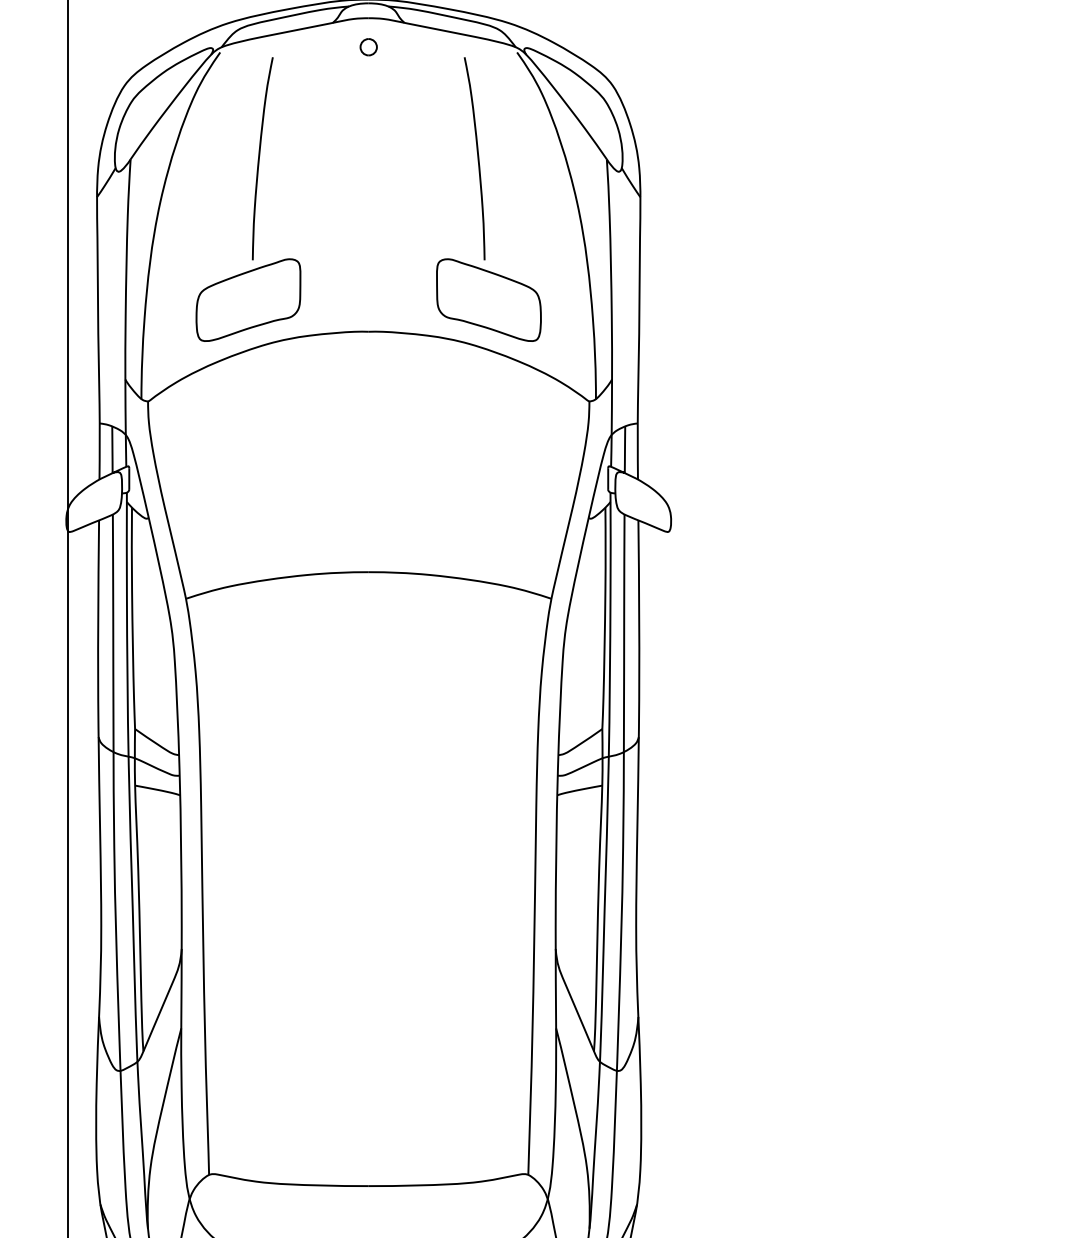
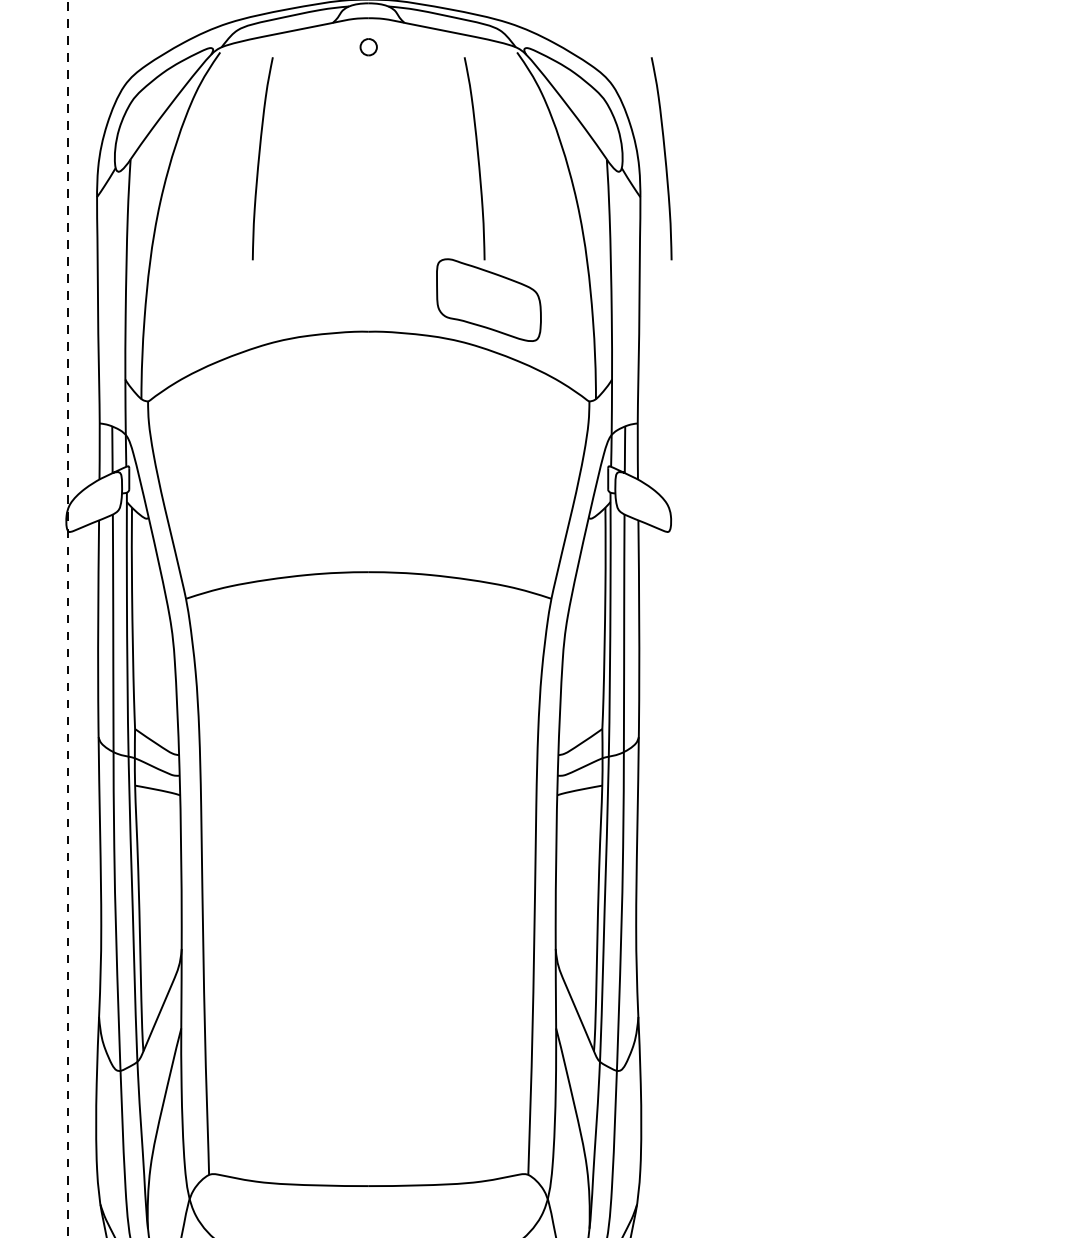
curve: none -> present (664, 158)
part: present -> none (248, 299)
line: solid -> dashed (67, 619)
